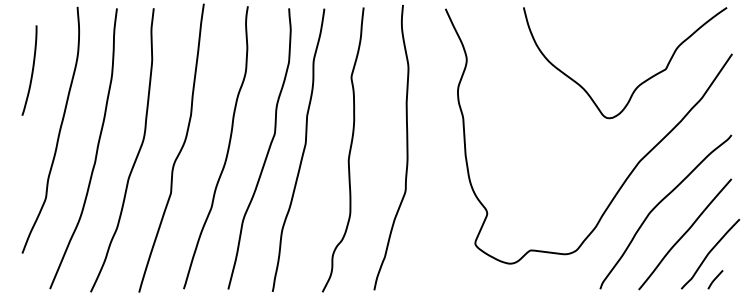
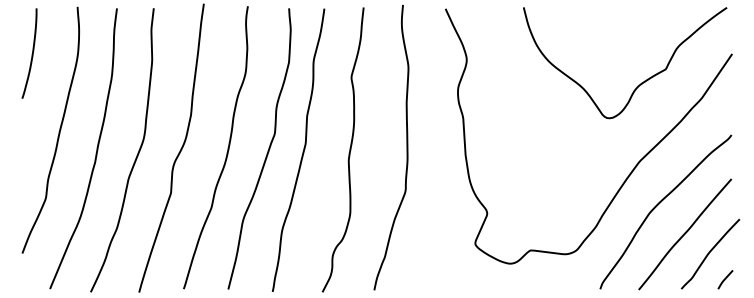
curve position: (31, 71) -> (31, 54) (31, 54)
curve position: (715, 279) -> (725, 279) (725, 279)
